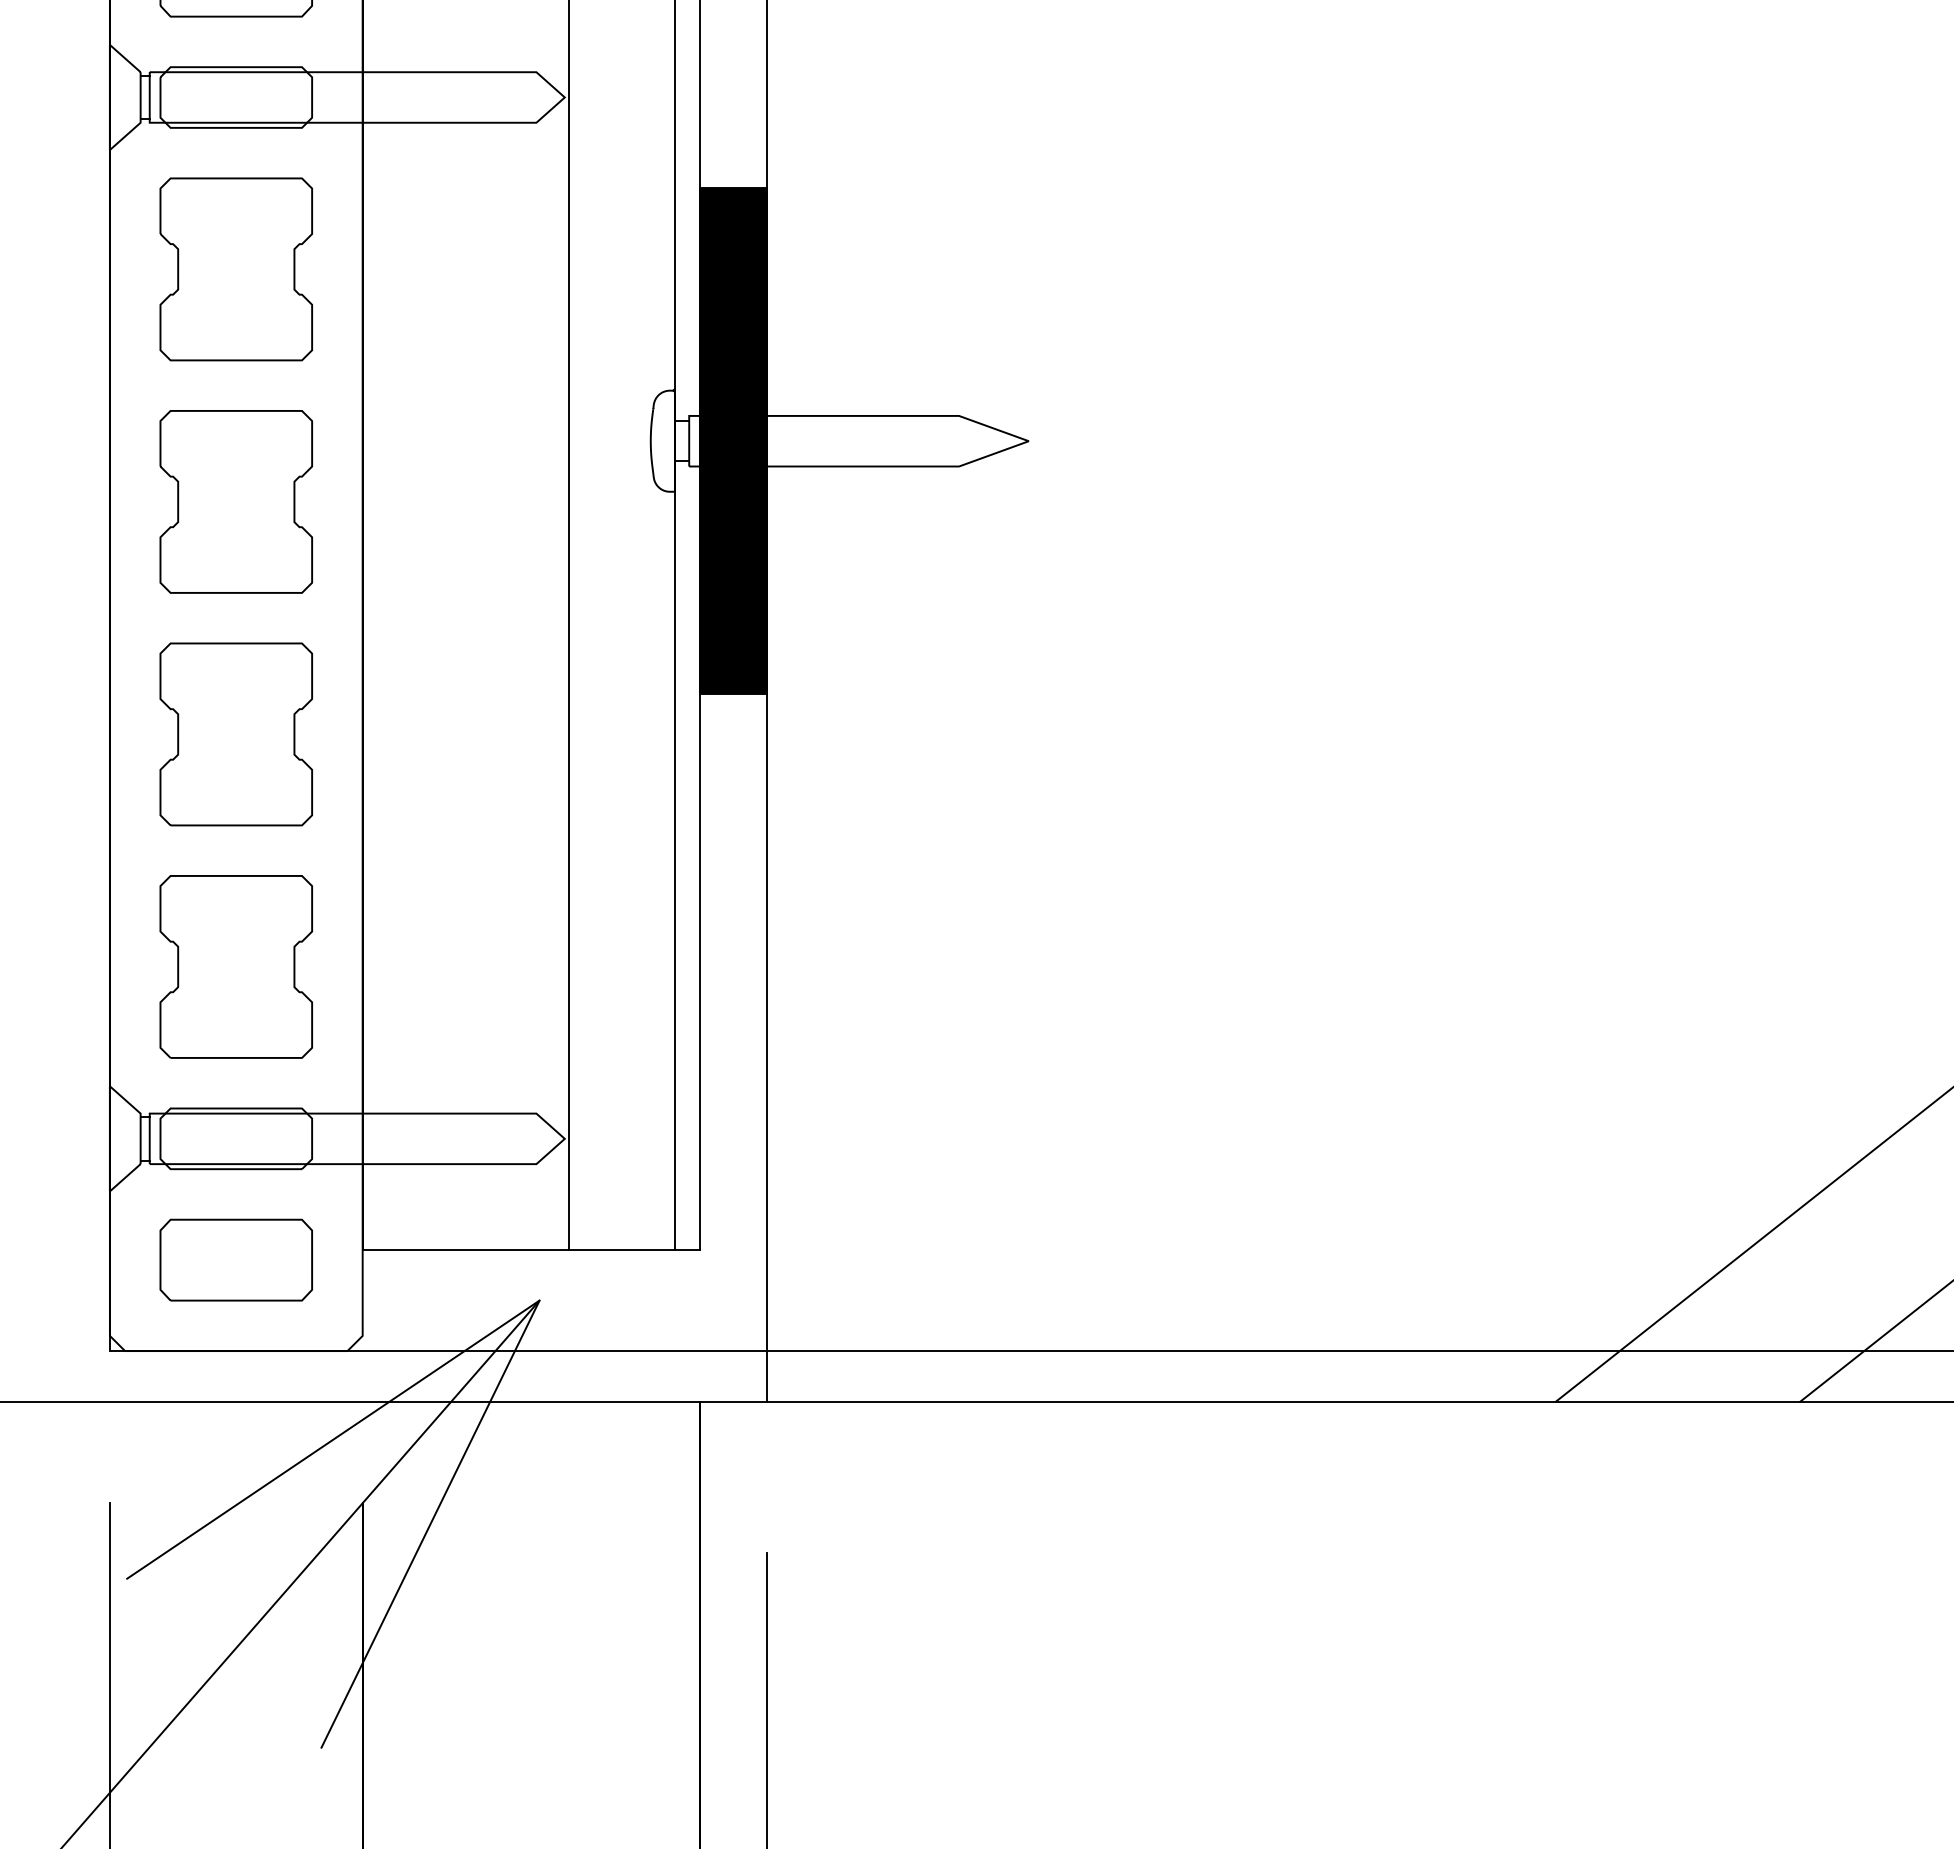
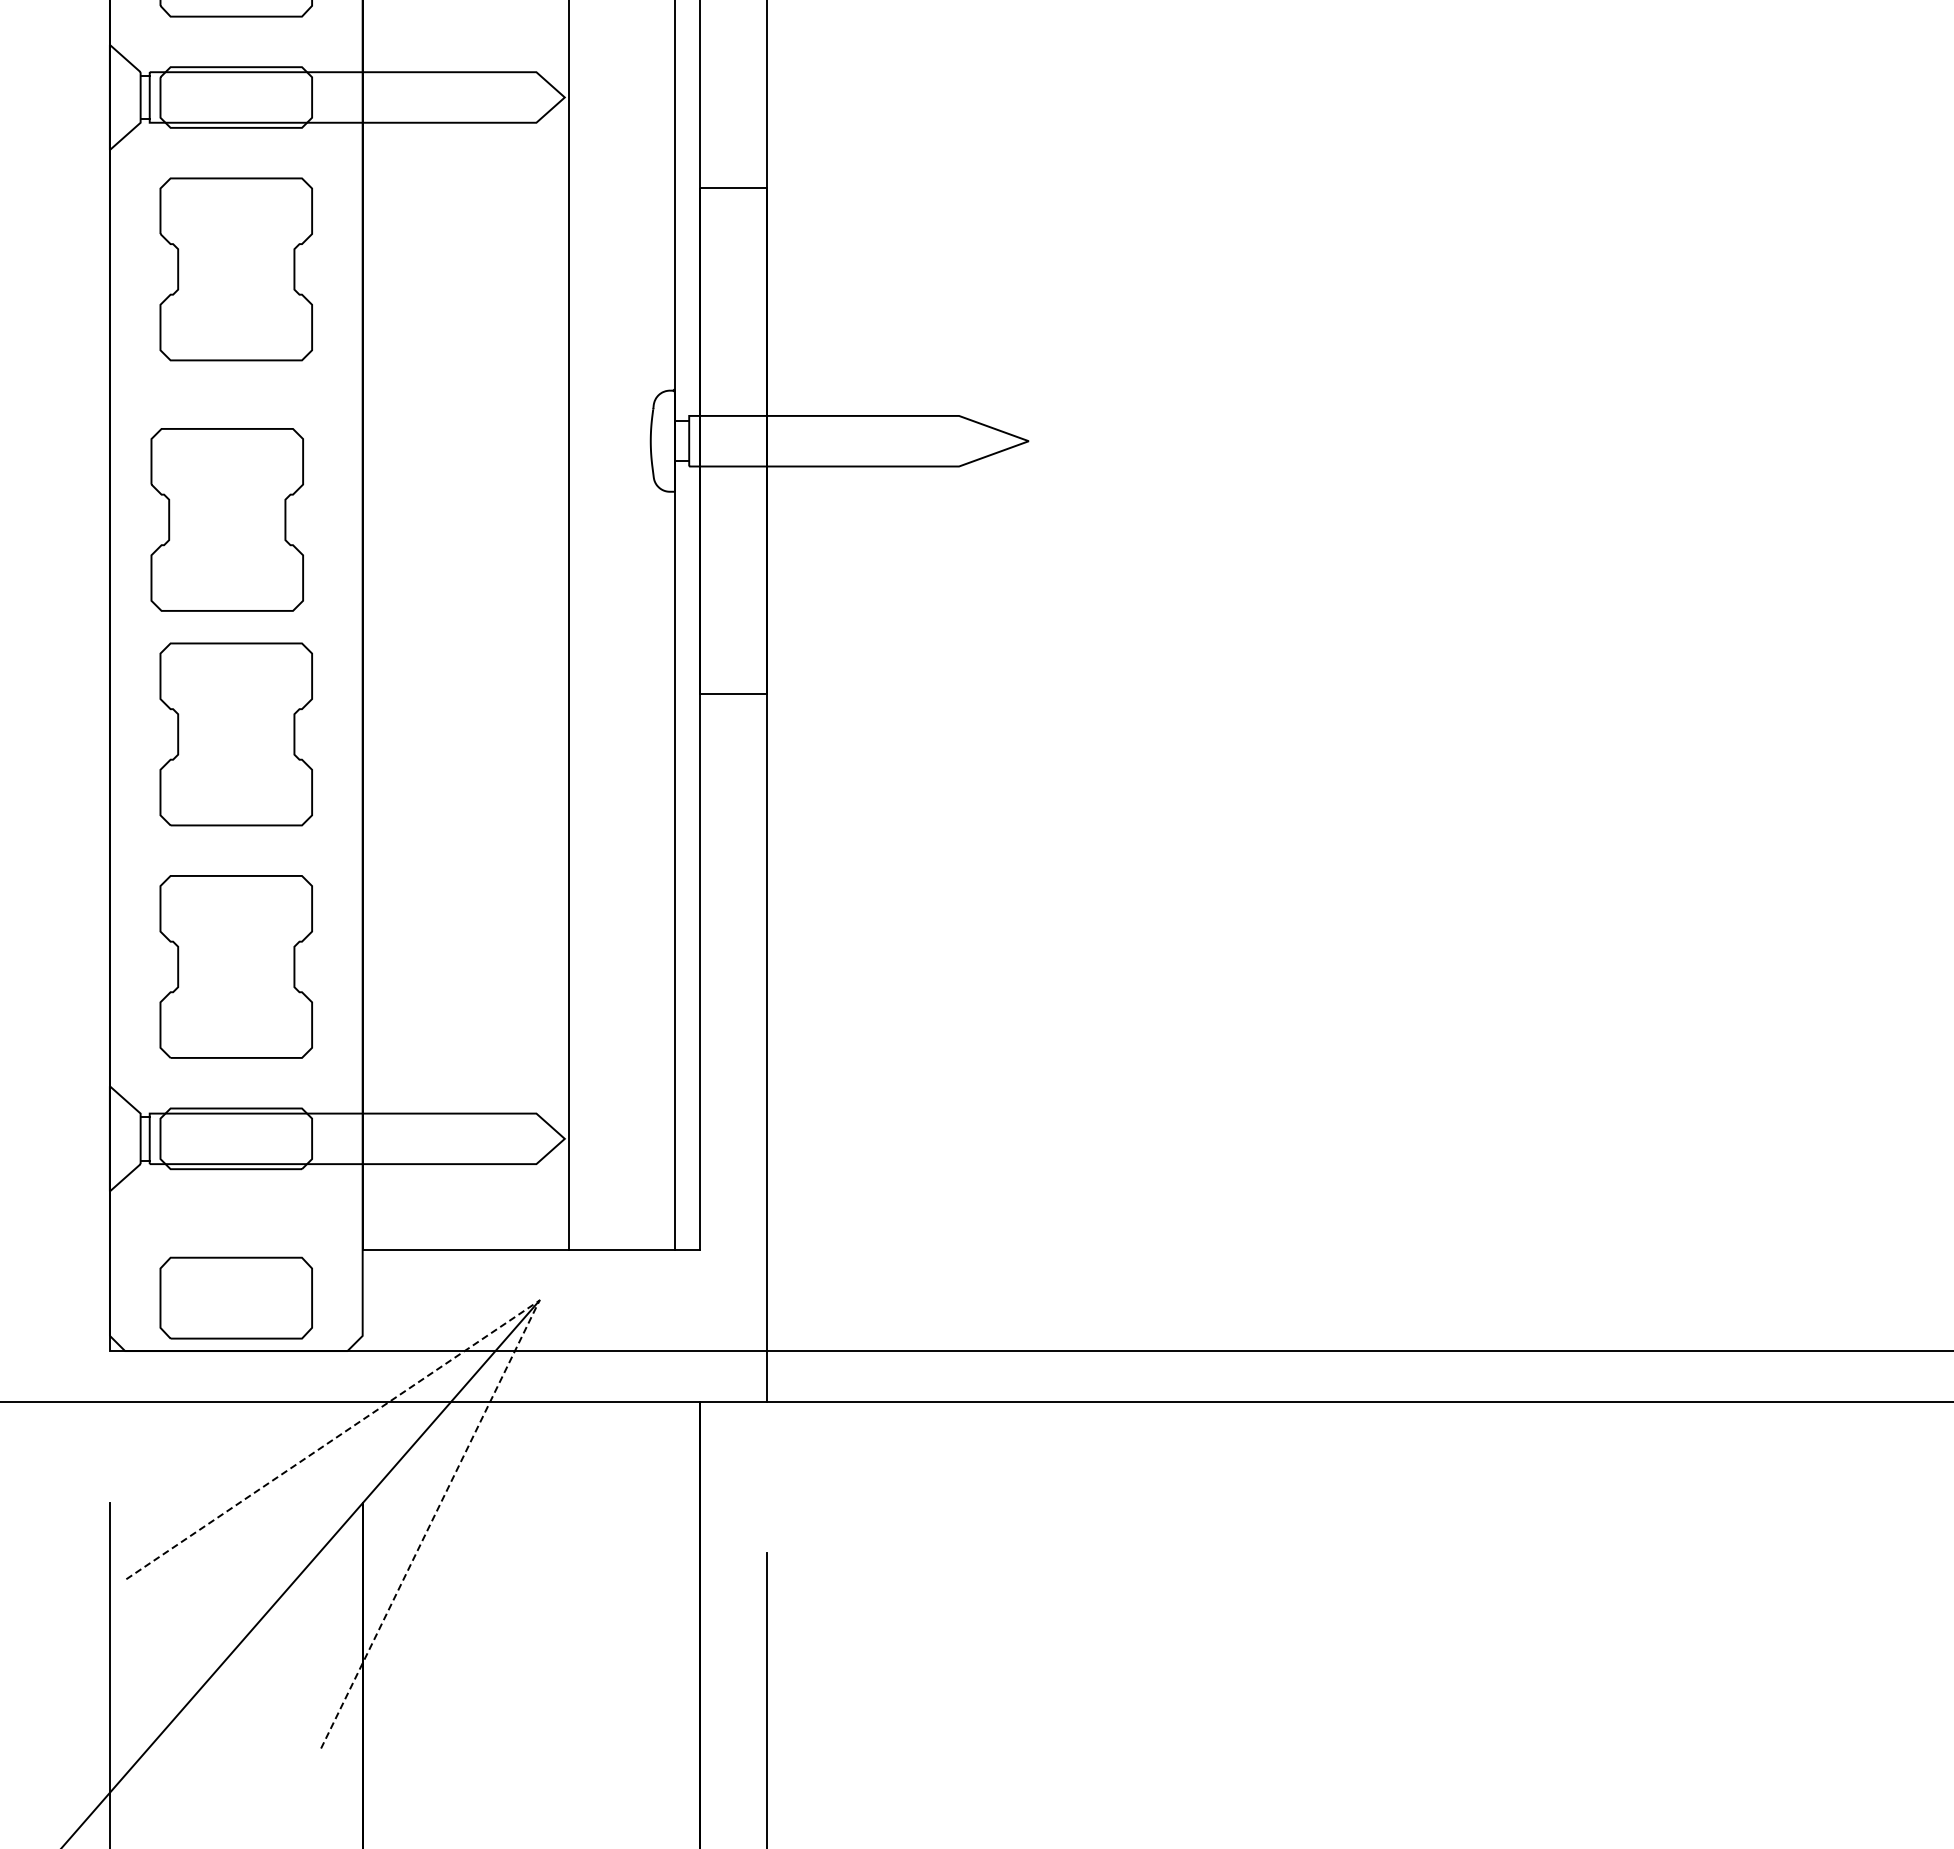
fill: present -> none (733, 440)
part position: (235, 501) -> (226, 519) (226, 519)
line: present -> none (1752, 1245)
part position: (235, 1259) -> (235, 1297) (235, 1297)
line: solid -> dashed (539, 1300)
line: present -> none (1875, 1341)
